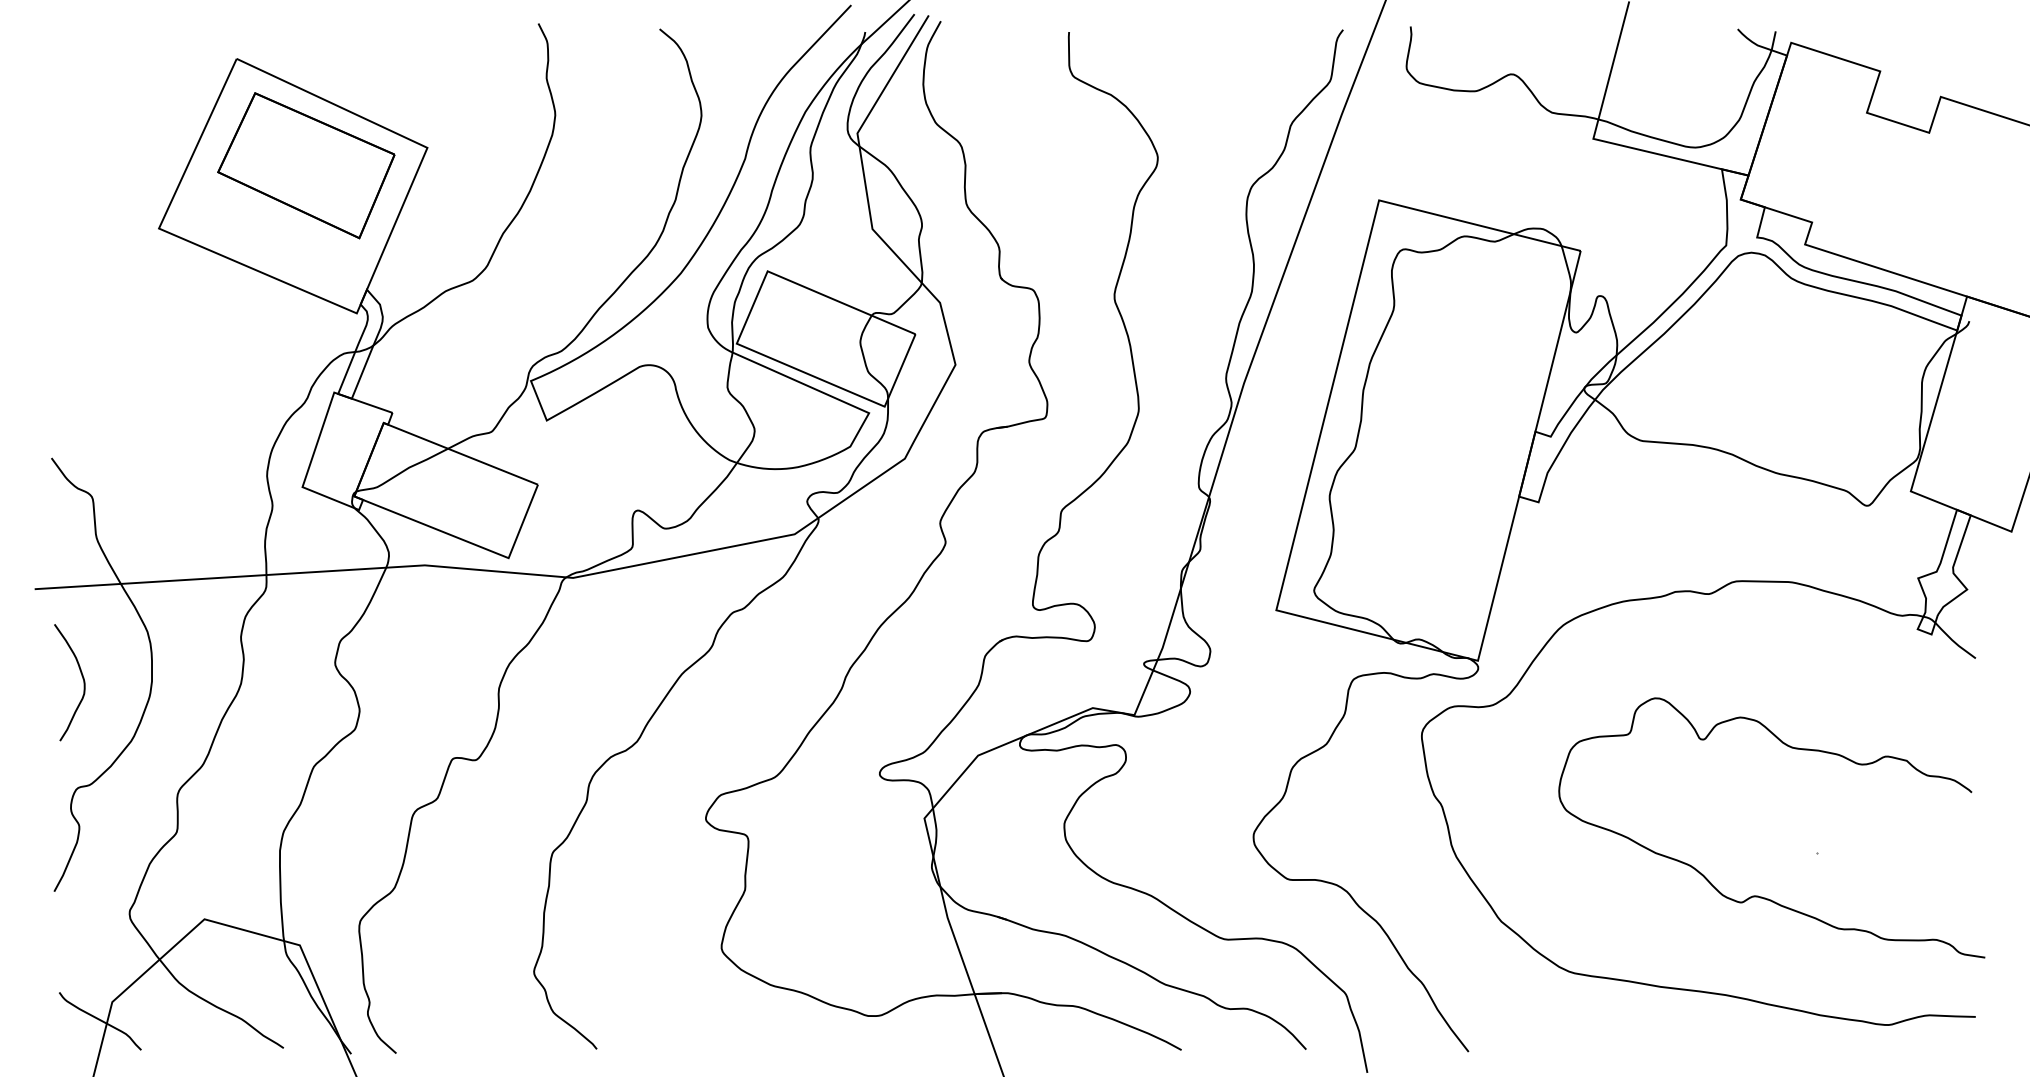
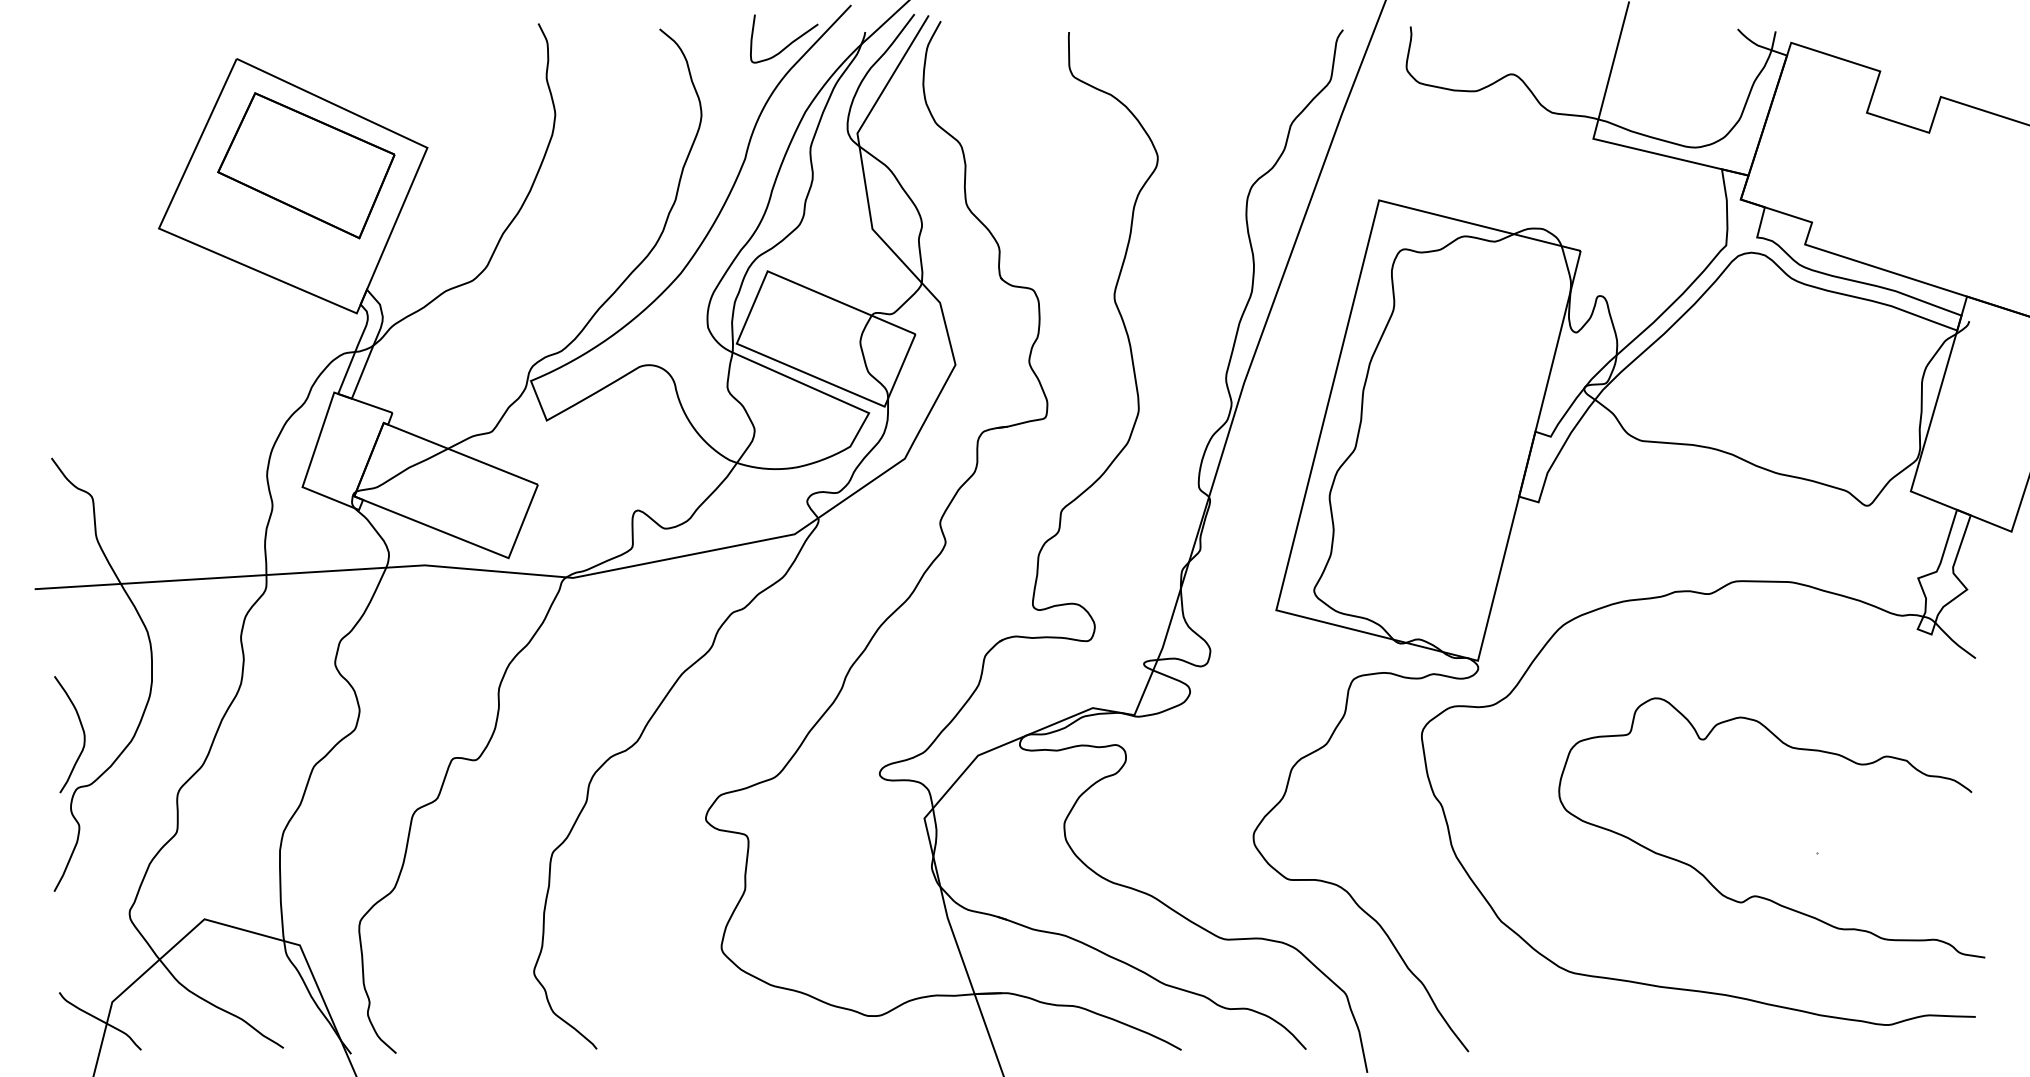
curve: none -> present (789, 43)
curve position: (82, 679) -> (82, 731) (82, 731)
